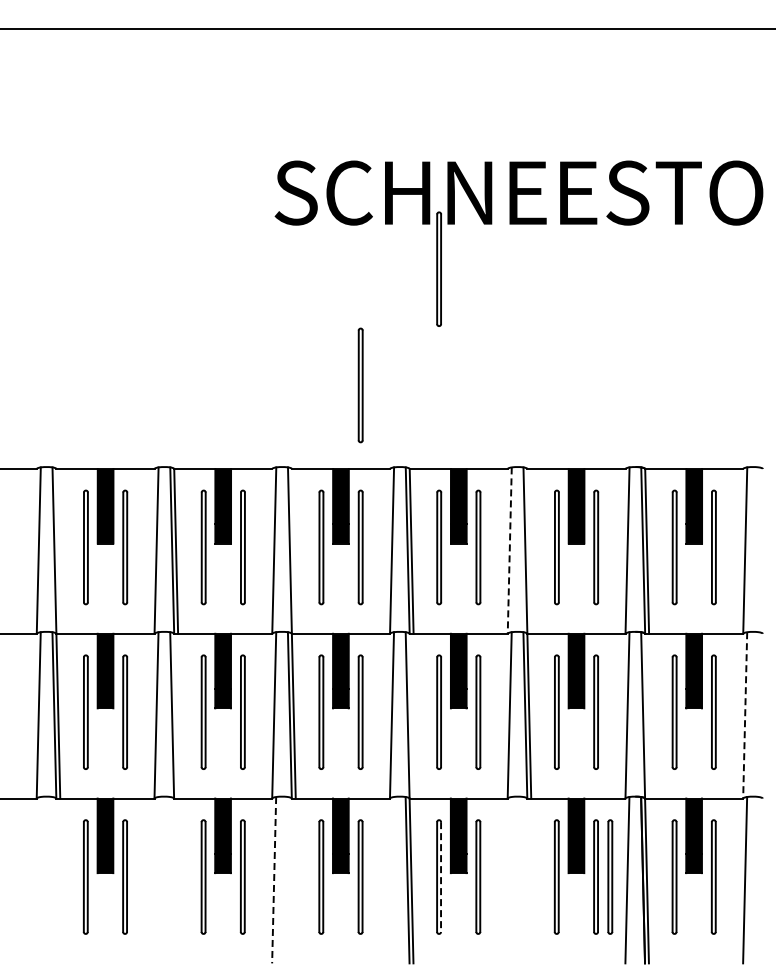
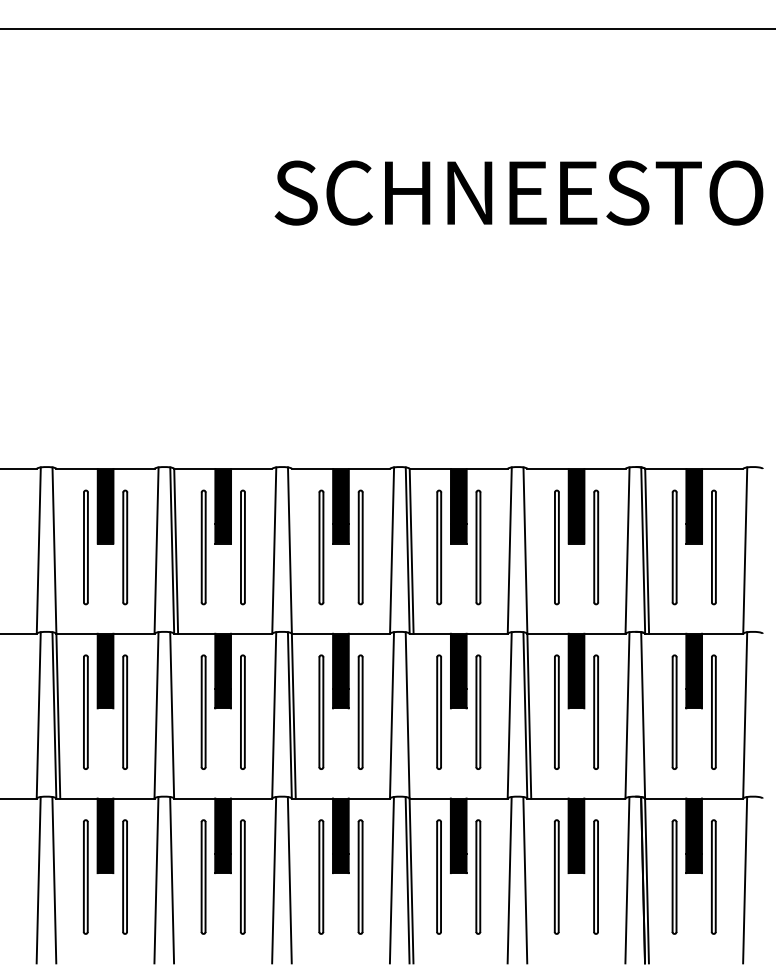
part: present -> none (438, 268)
part: present -> none (360, 385)
line: dashed -> solid (509, 551)
line: dashed -> solid (745, 715)
part: present -> none (610, 876)
line: dashed -> solid (441, 877)
line: none -> present (38, 880)
line: none -> present (54, 880)
line: none -> present (156, 880)
line: none -> present (172, 880)
line: dashed -> solid (274, 880)
line: none -> present (289, 880)
line: none -> present (391, 880)
line: none -> present (509, 880)
line: none -> present (525, 880)
